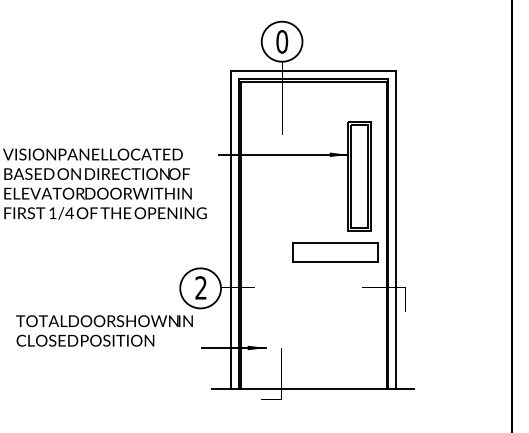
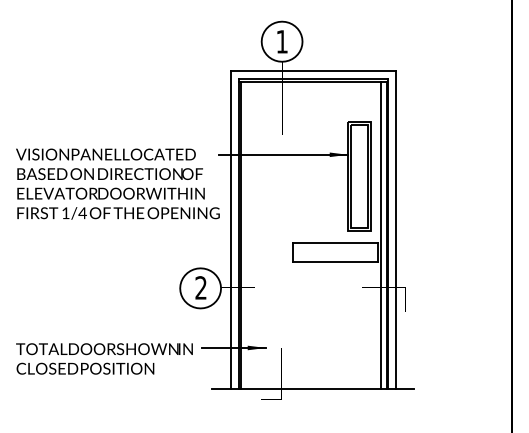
text: 0 -> 1 (282, 41)
text position: (104, 183) -> (117, 183) (117, 183)
line: none -> present (380, 235)
text position: (104, 330) -> (104, 358) (104, 358)
